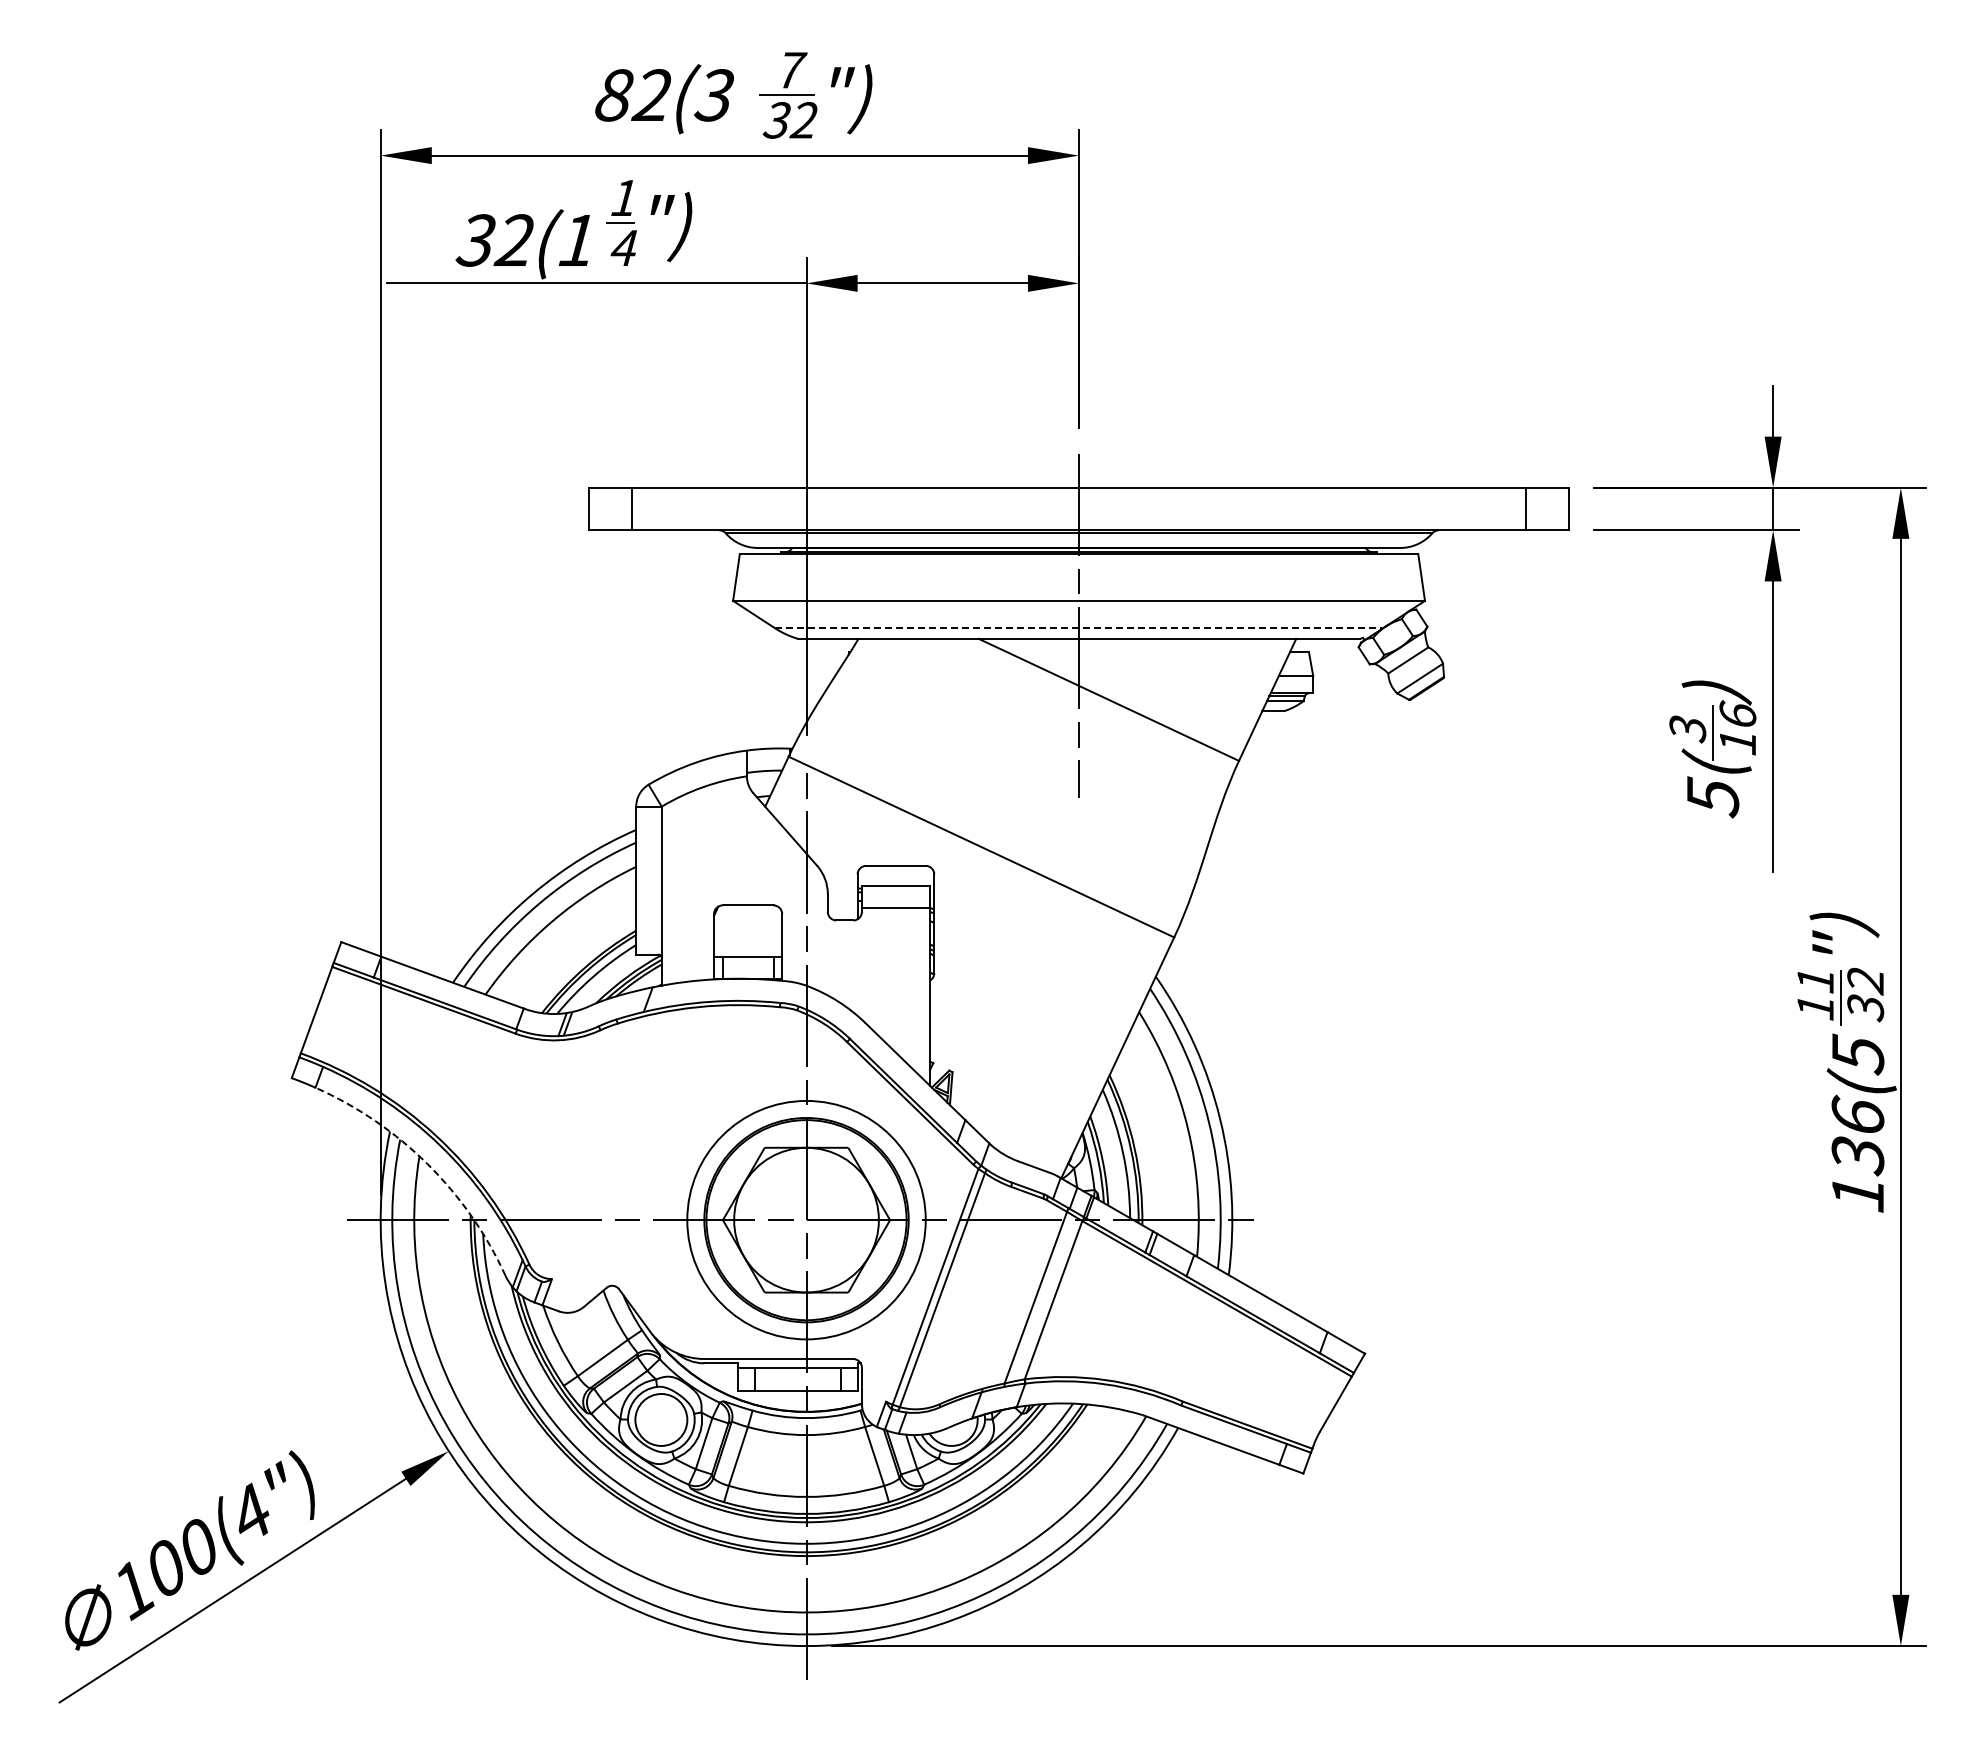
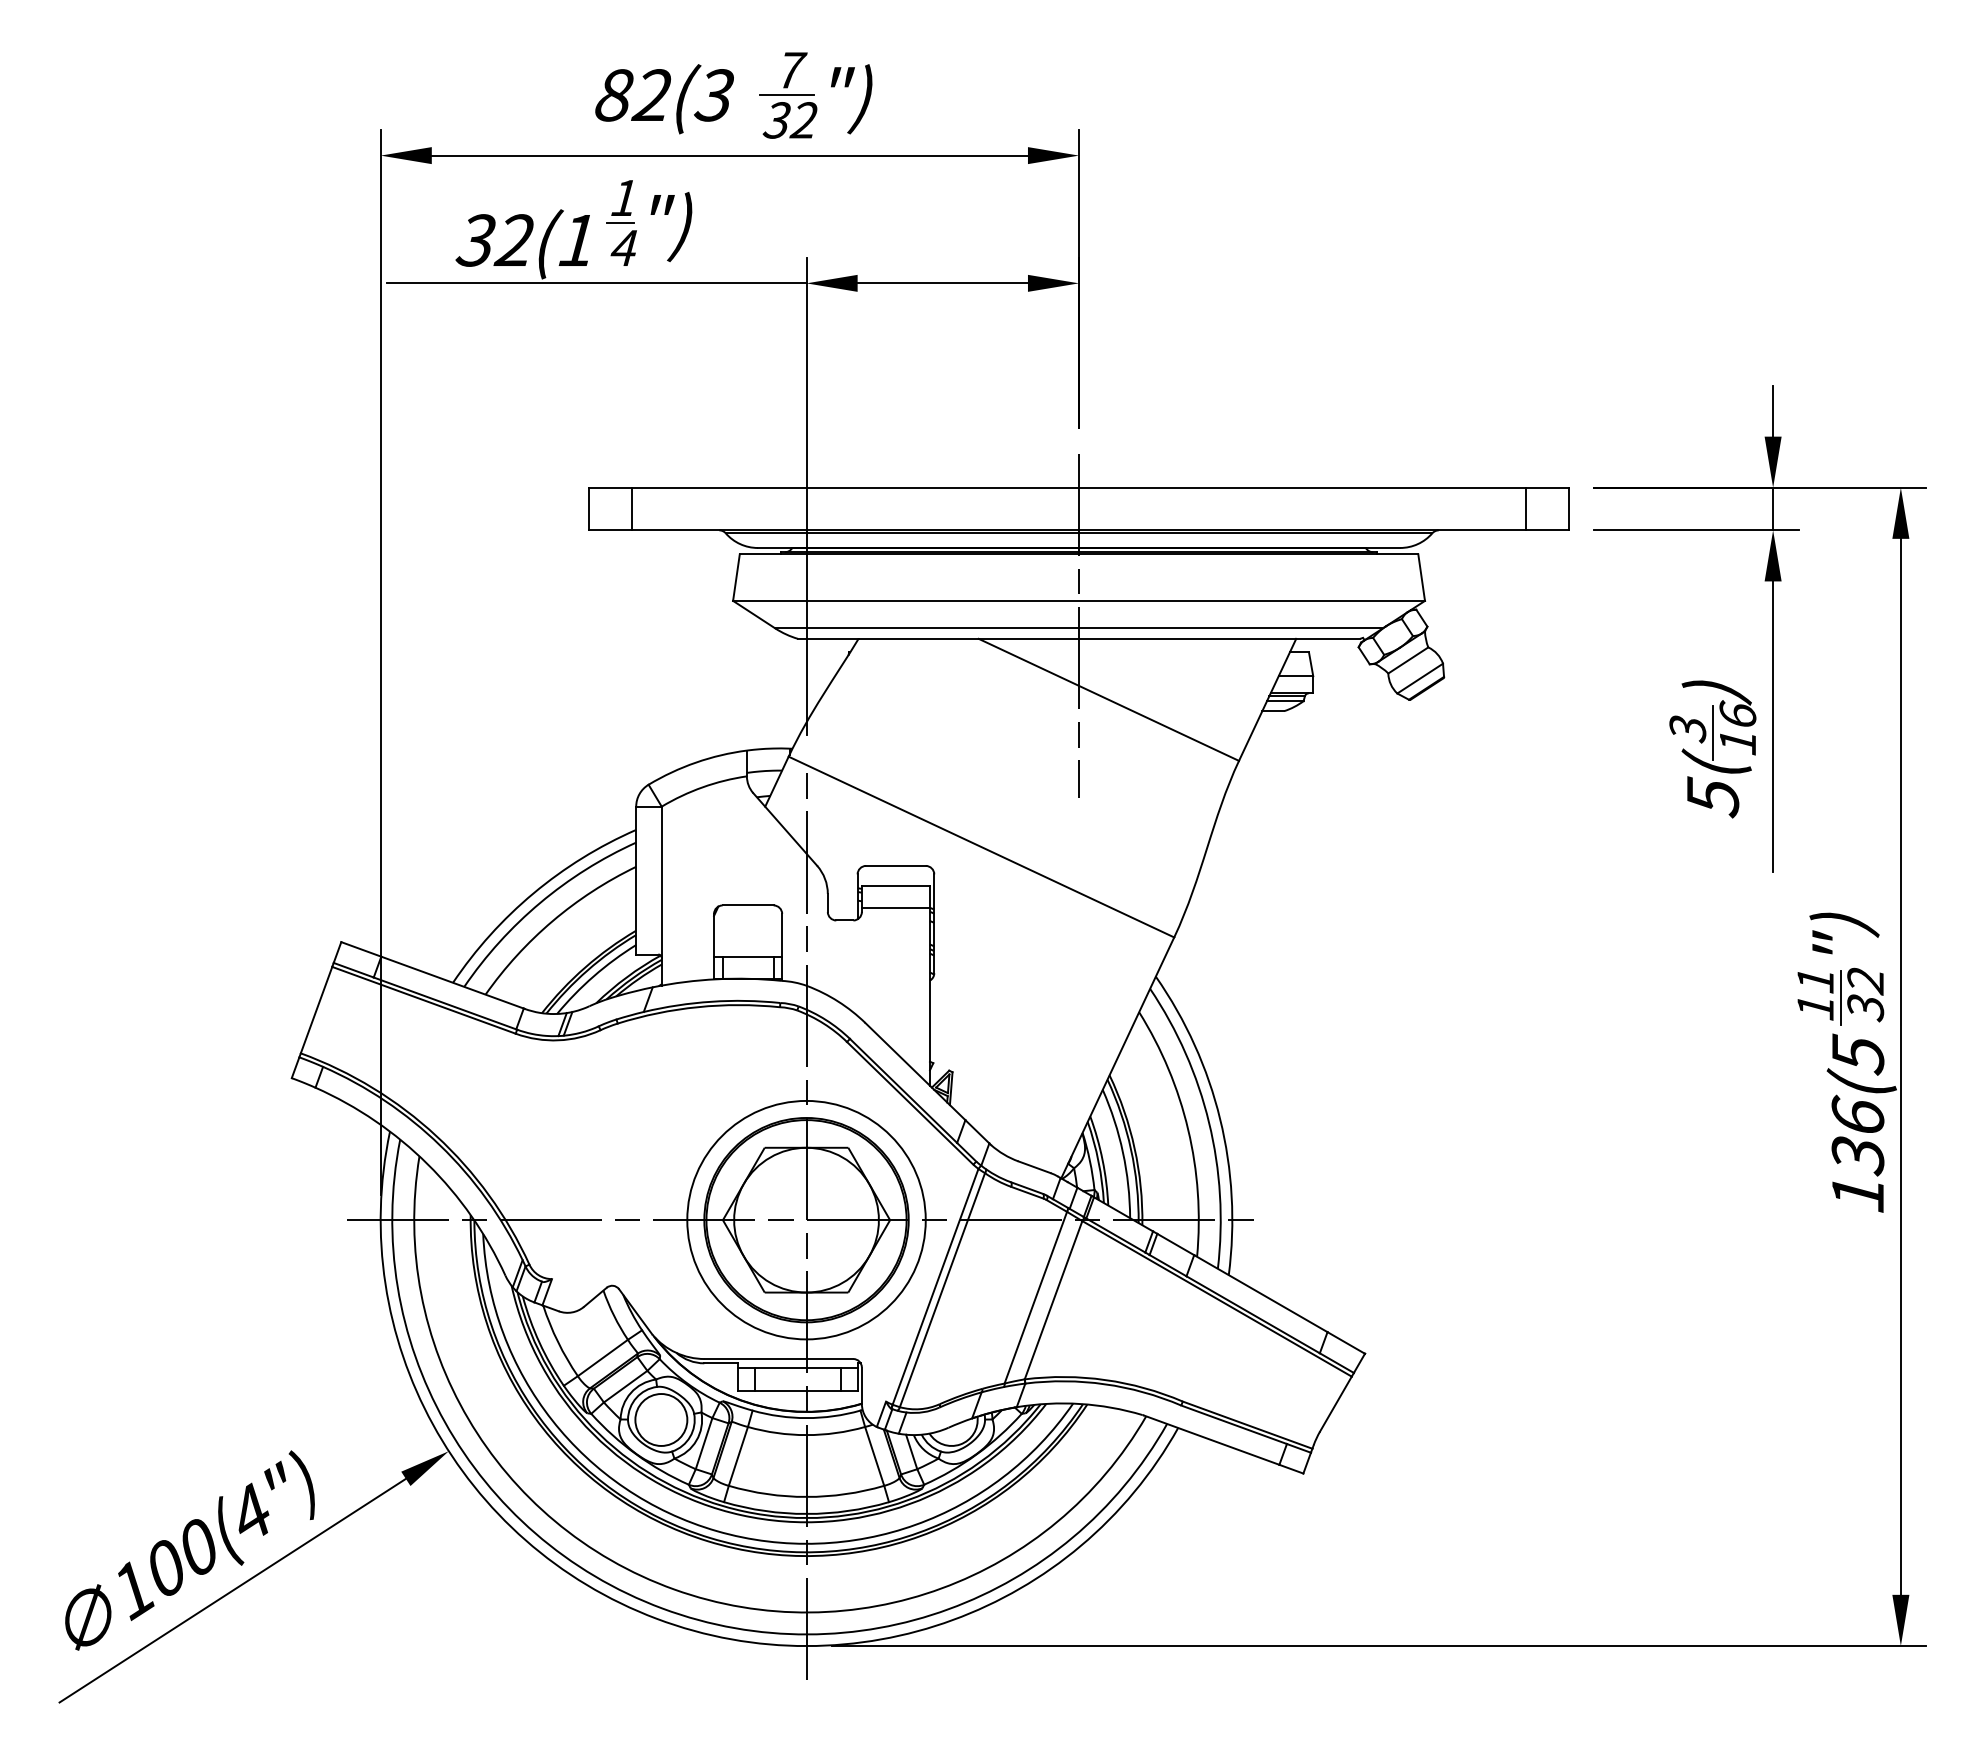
line: dashed -> solid (1079, 628)
arc: dashed -> solid (427, 1164)
